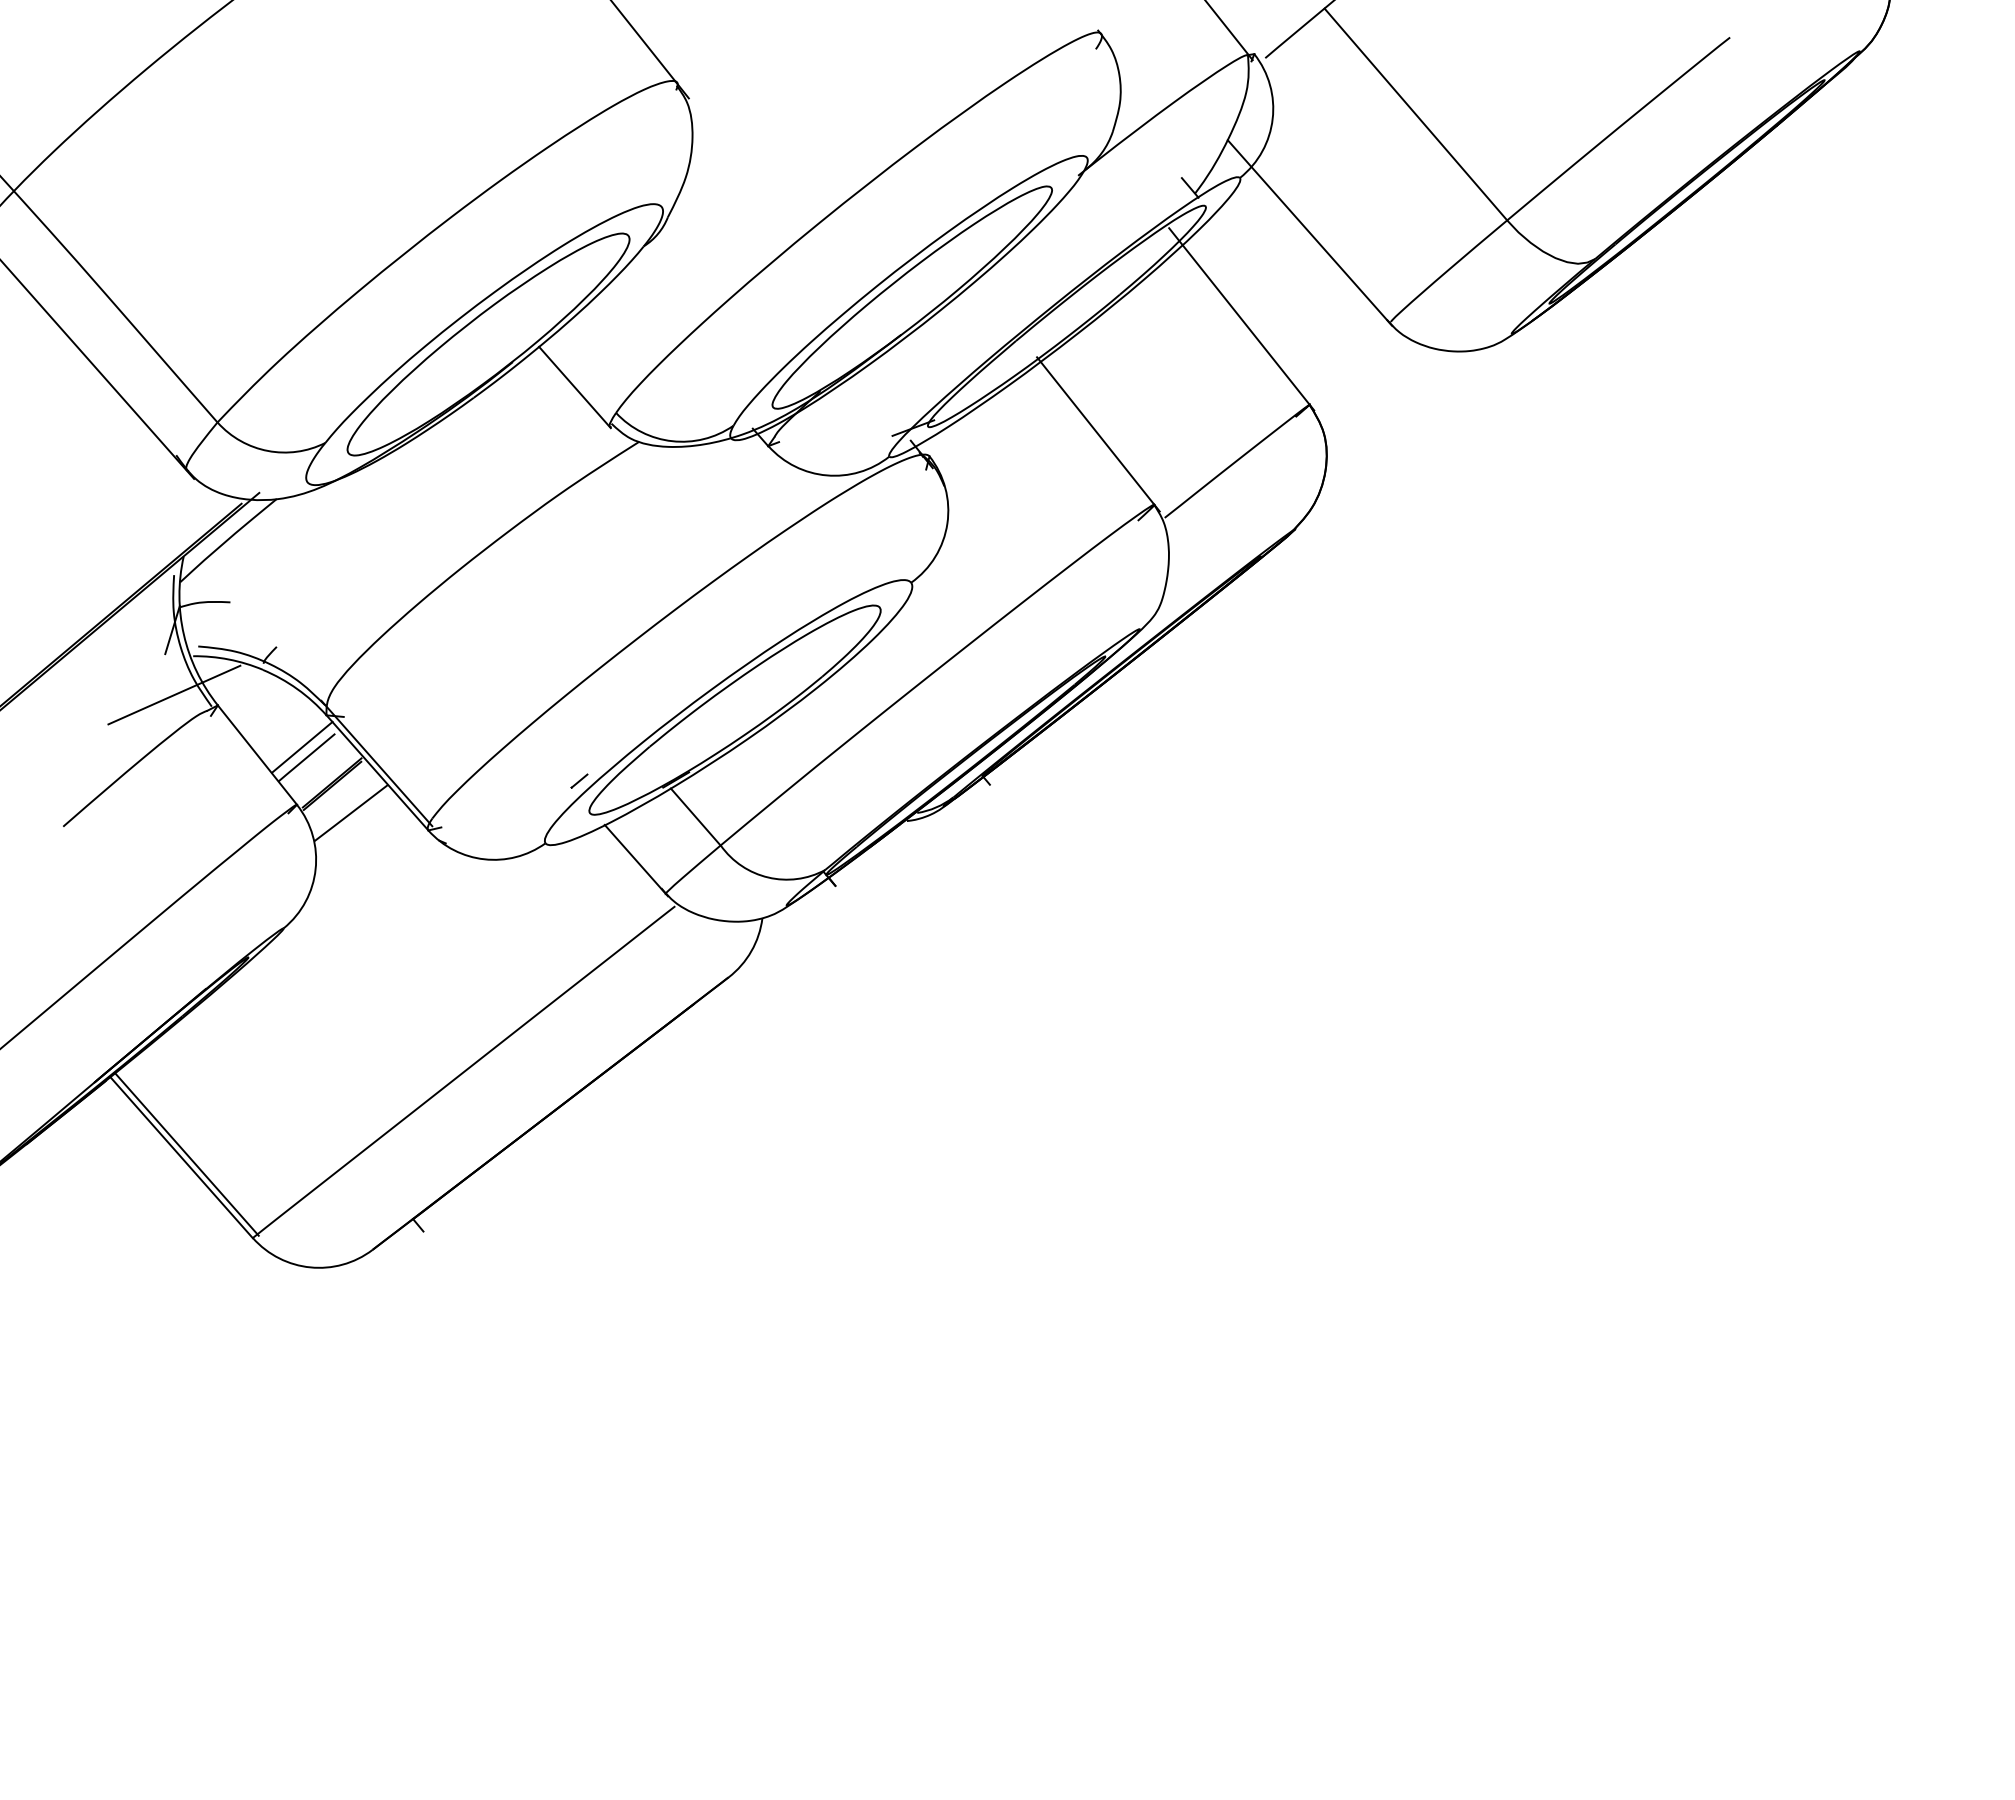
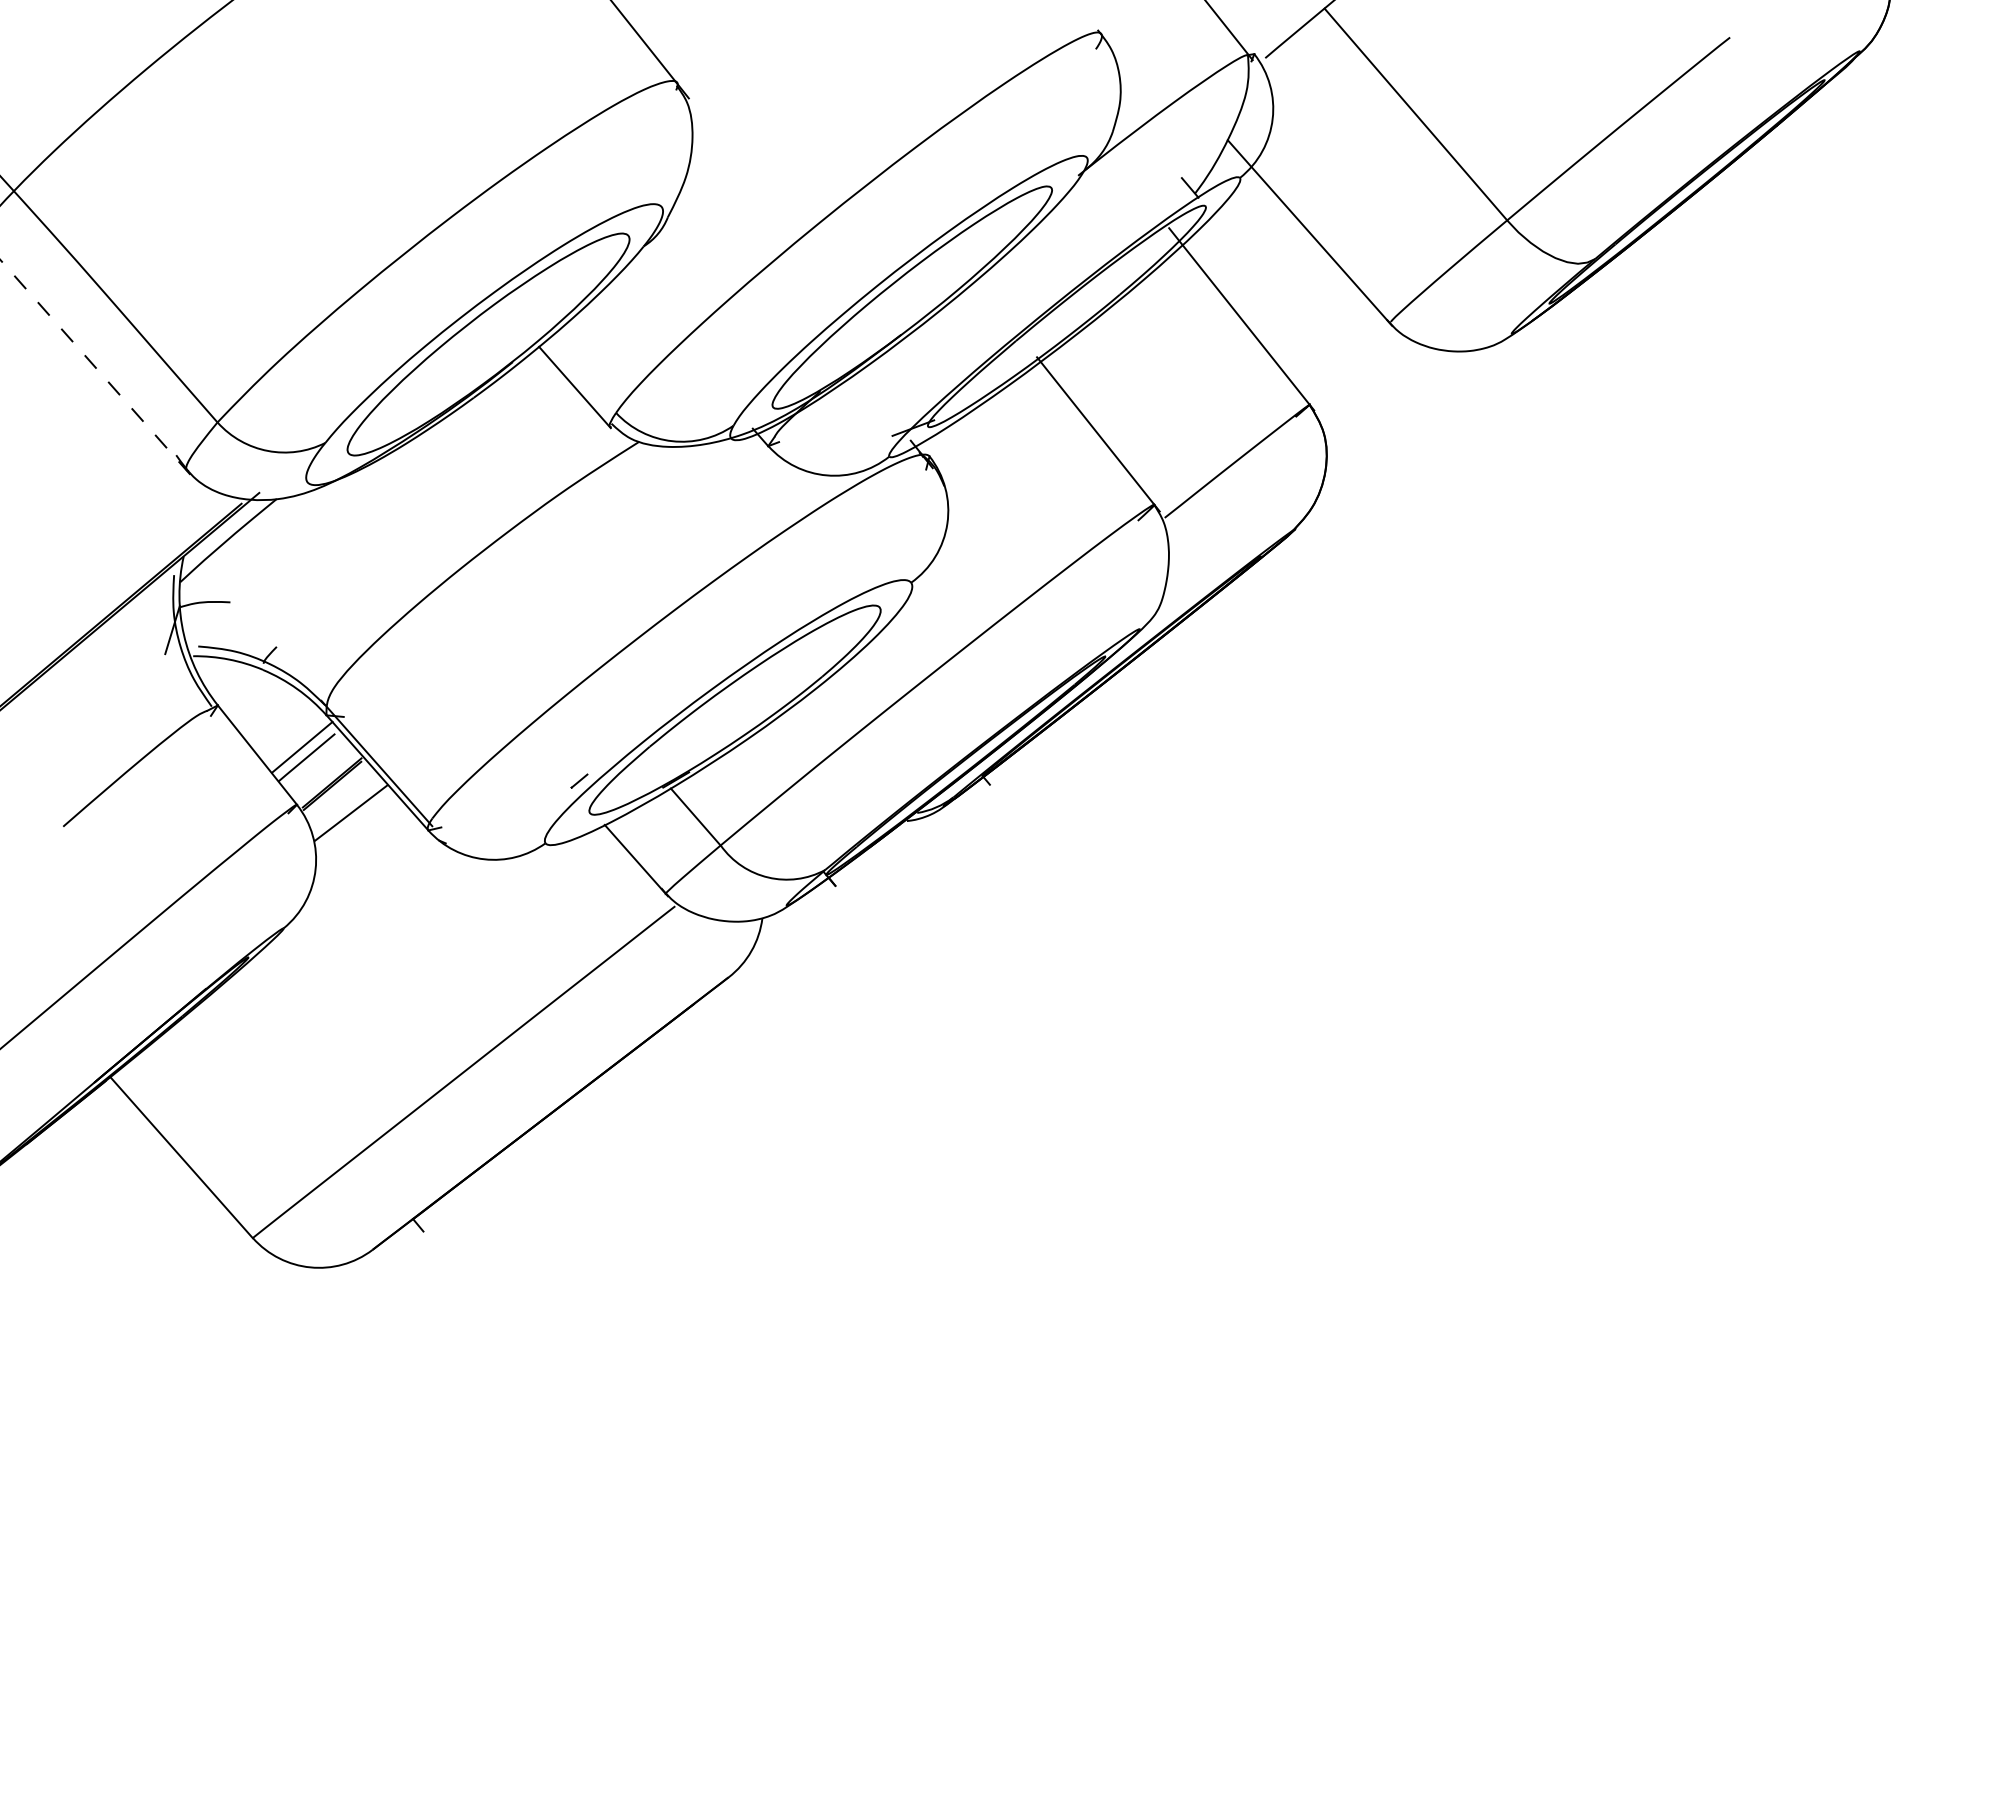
line: solid -> dashed (97, 369)
line: present -> none (174, 694)
line: present -> none (186, 1154)
